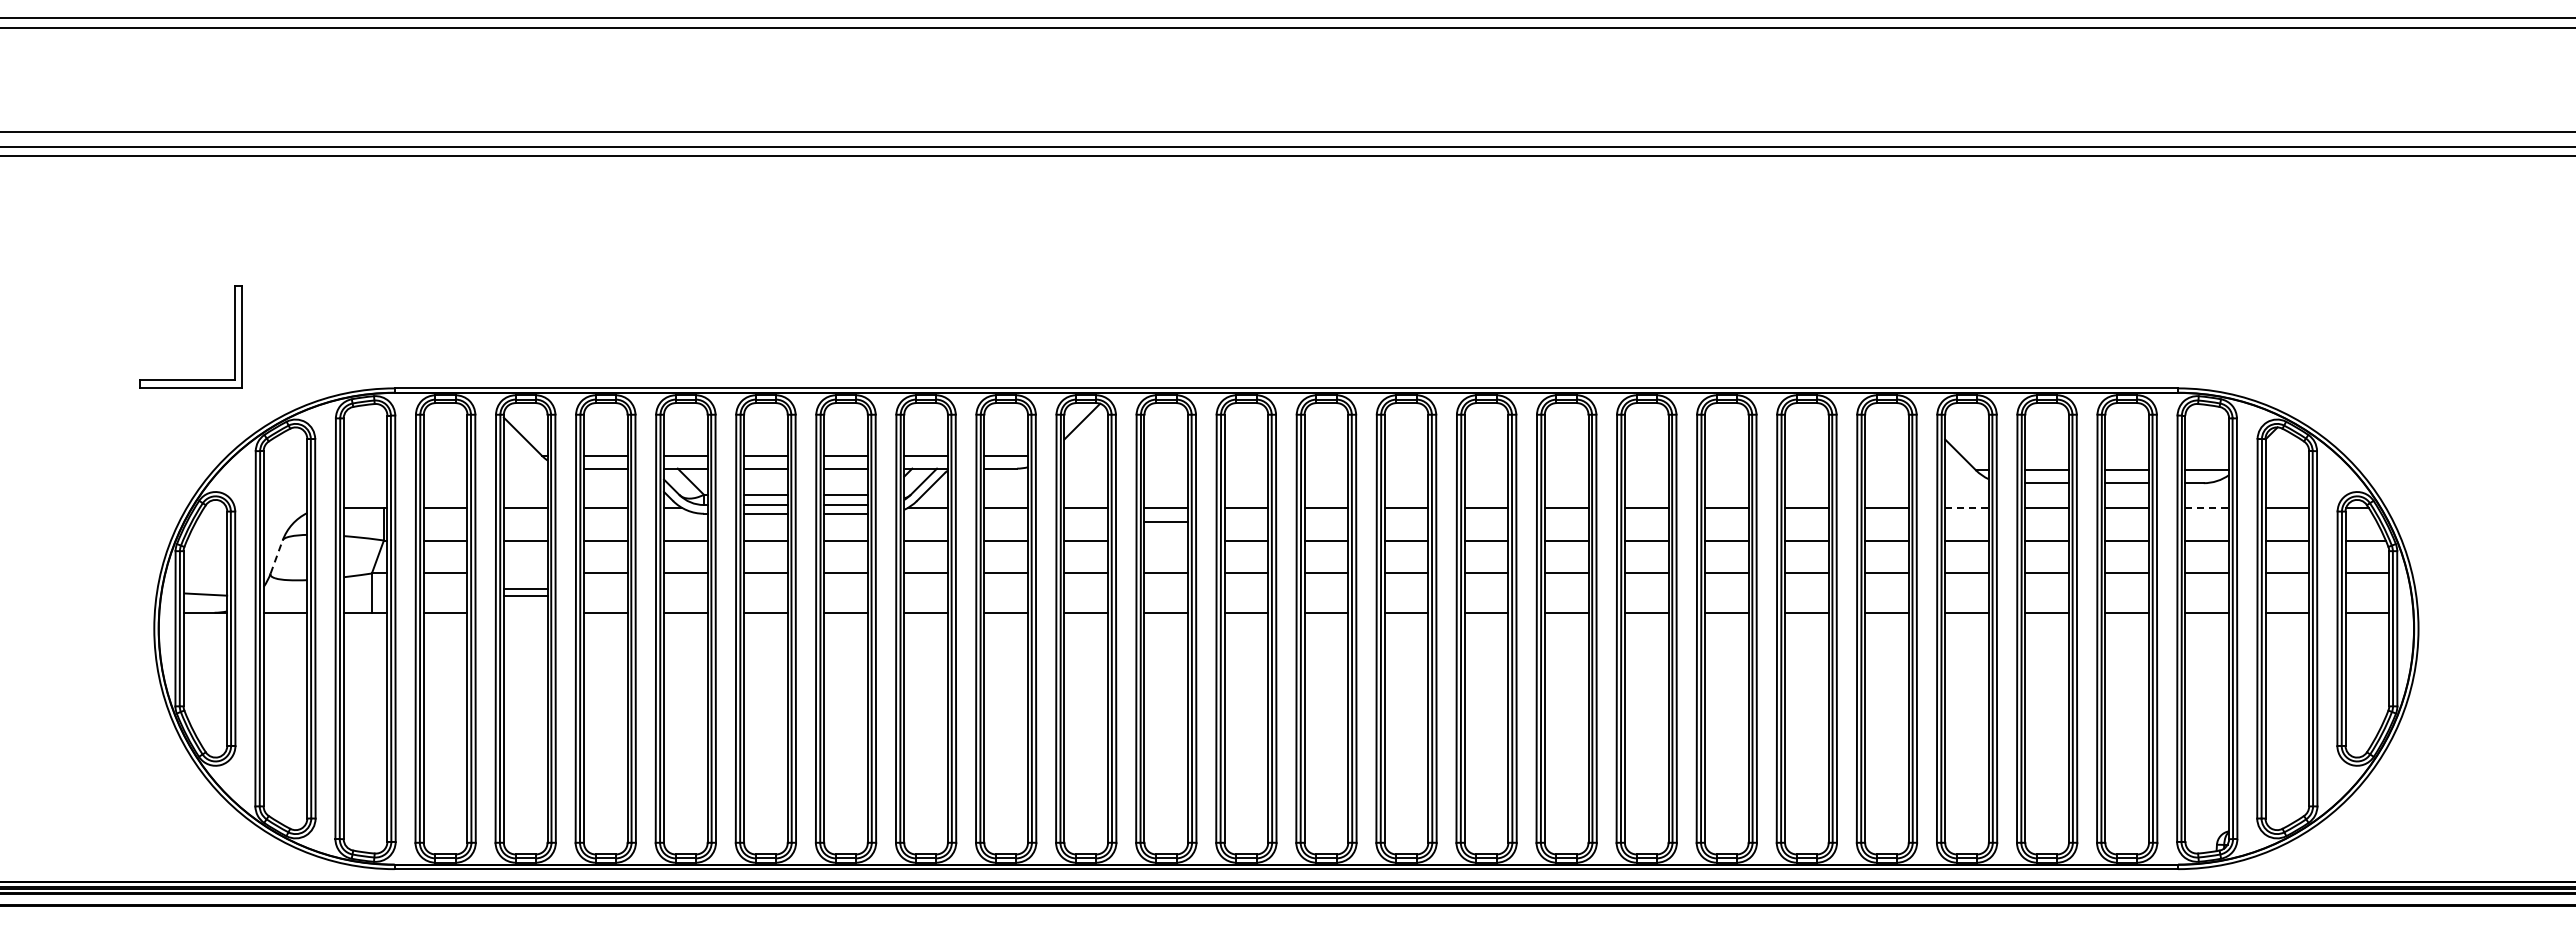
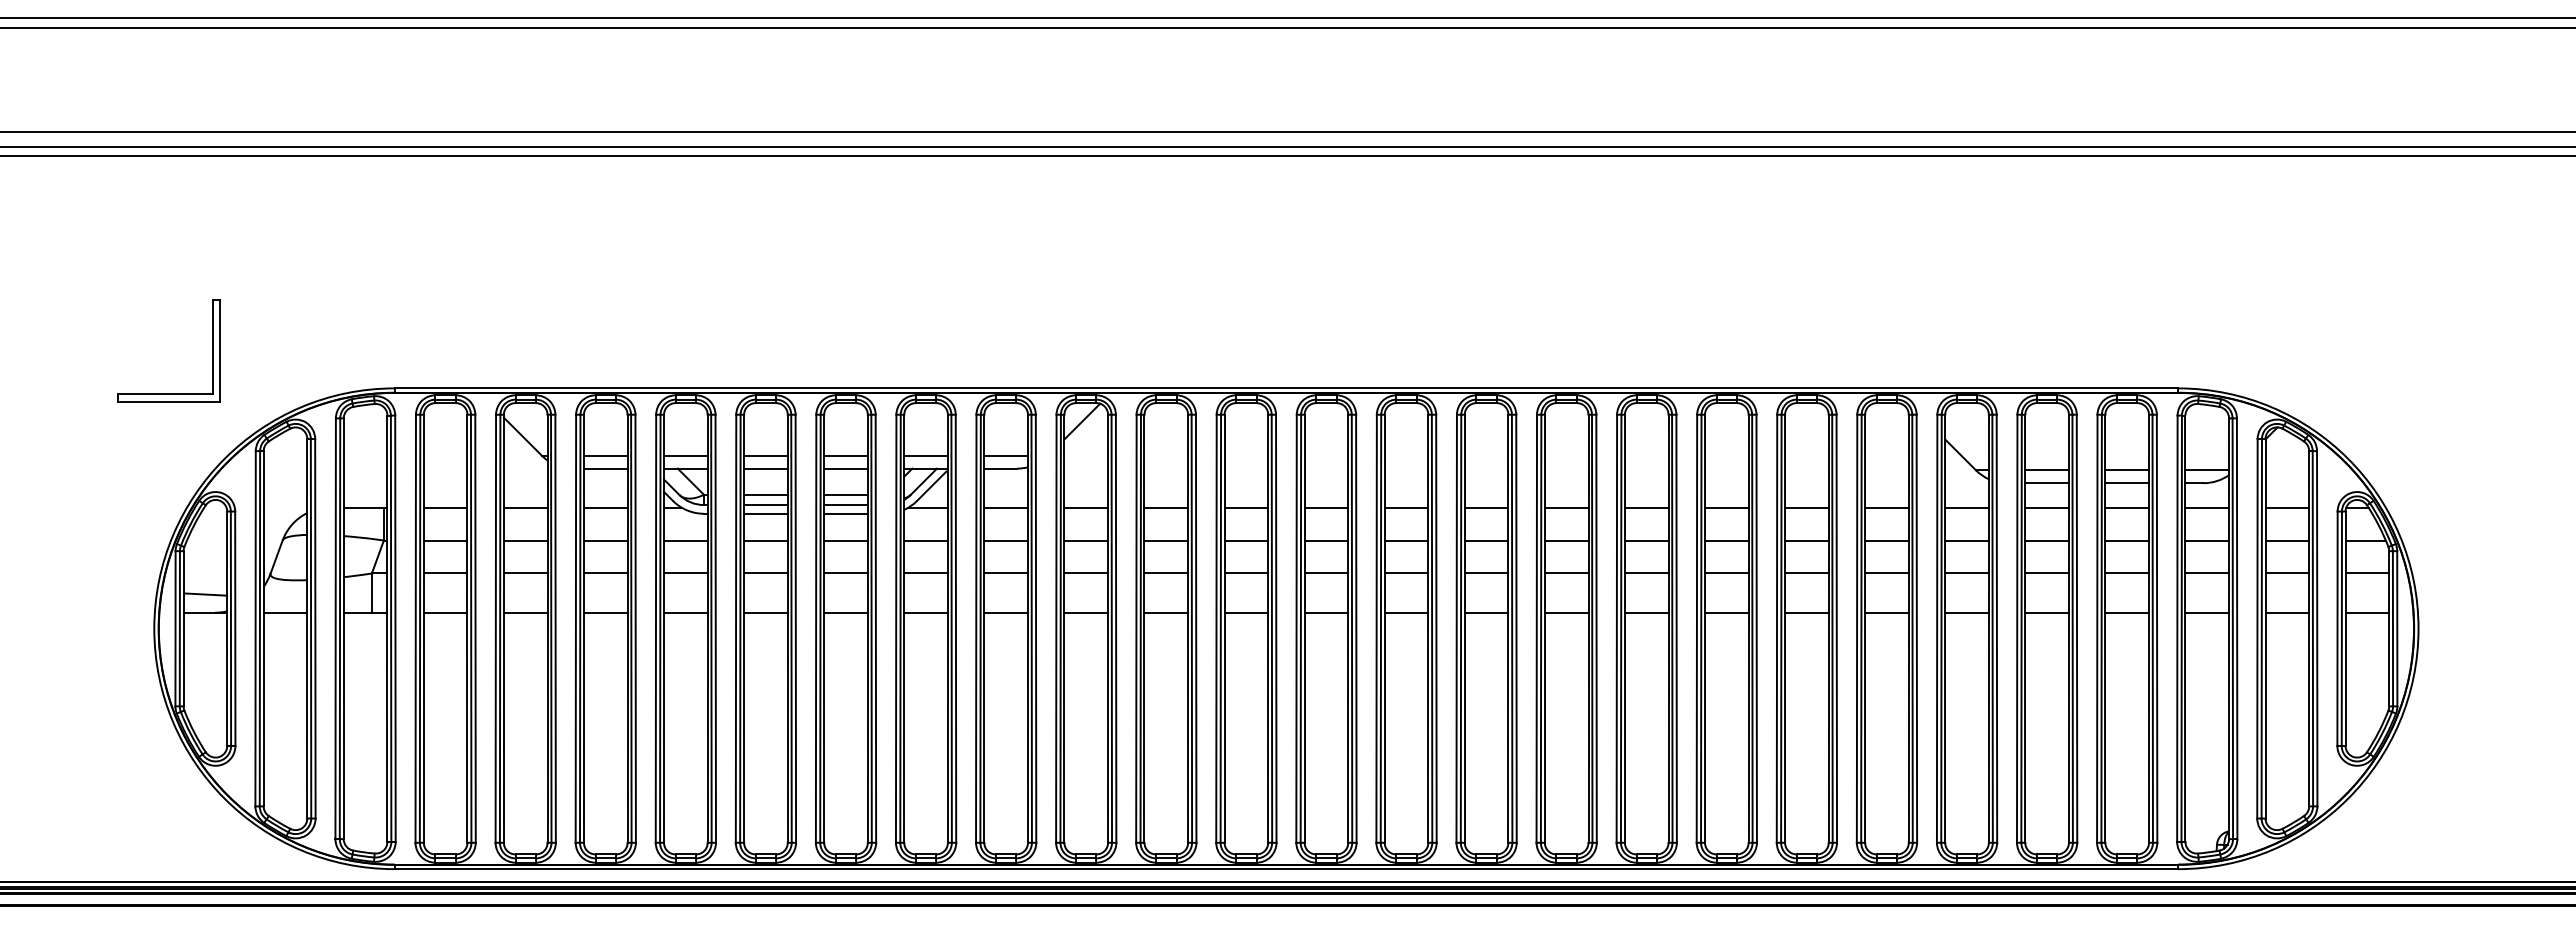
part position: (190, 379) -> (168, 393) (168, 393)
line: dashed -> solid (1967, 507)
line: dashed -> solid (2207, 507)
line position: (1166, 521) -> (1166, 540) (1166, 540)
line: dashed -> solid (276, 557)
line position: (525, 589) -> (525, 573) (525, 573)
line position: (525, 595) -> (525, 612) (525, 612)
